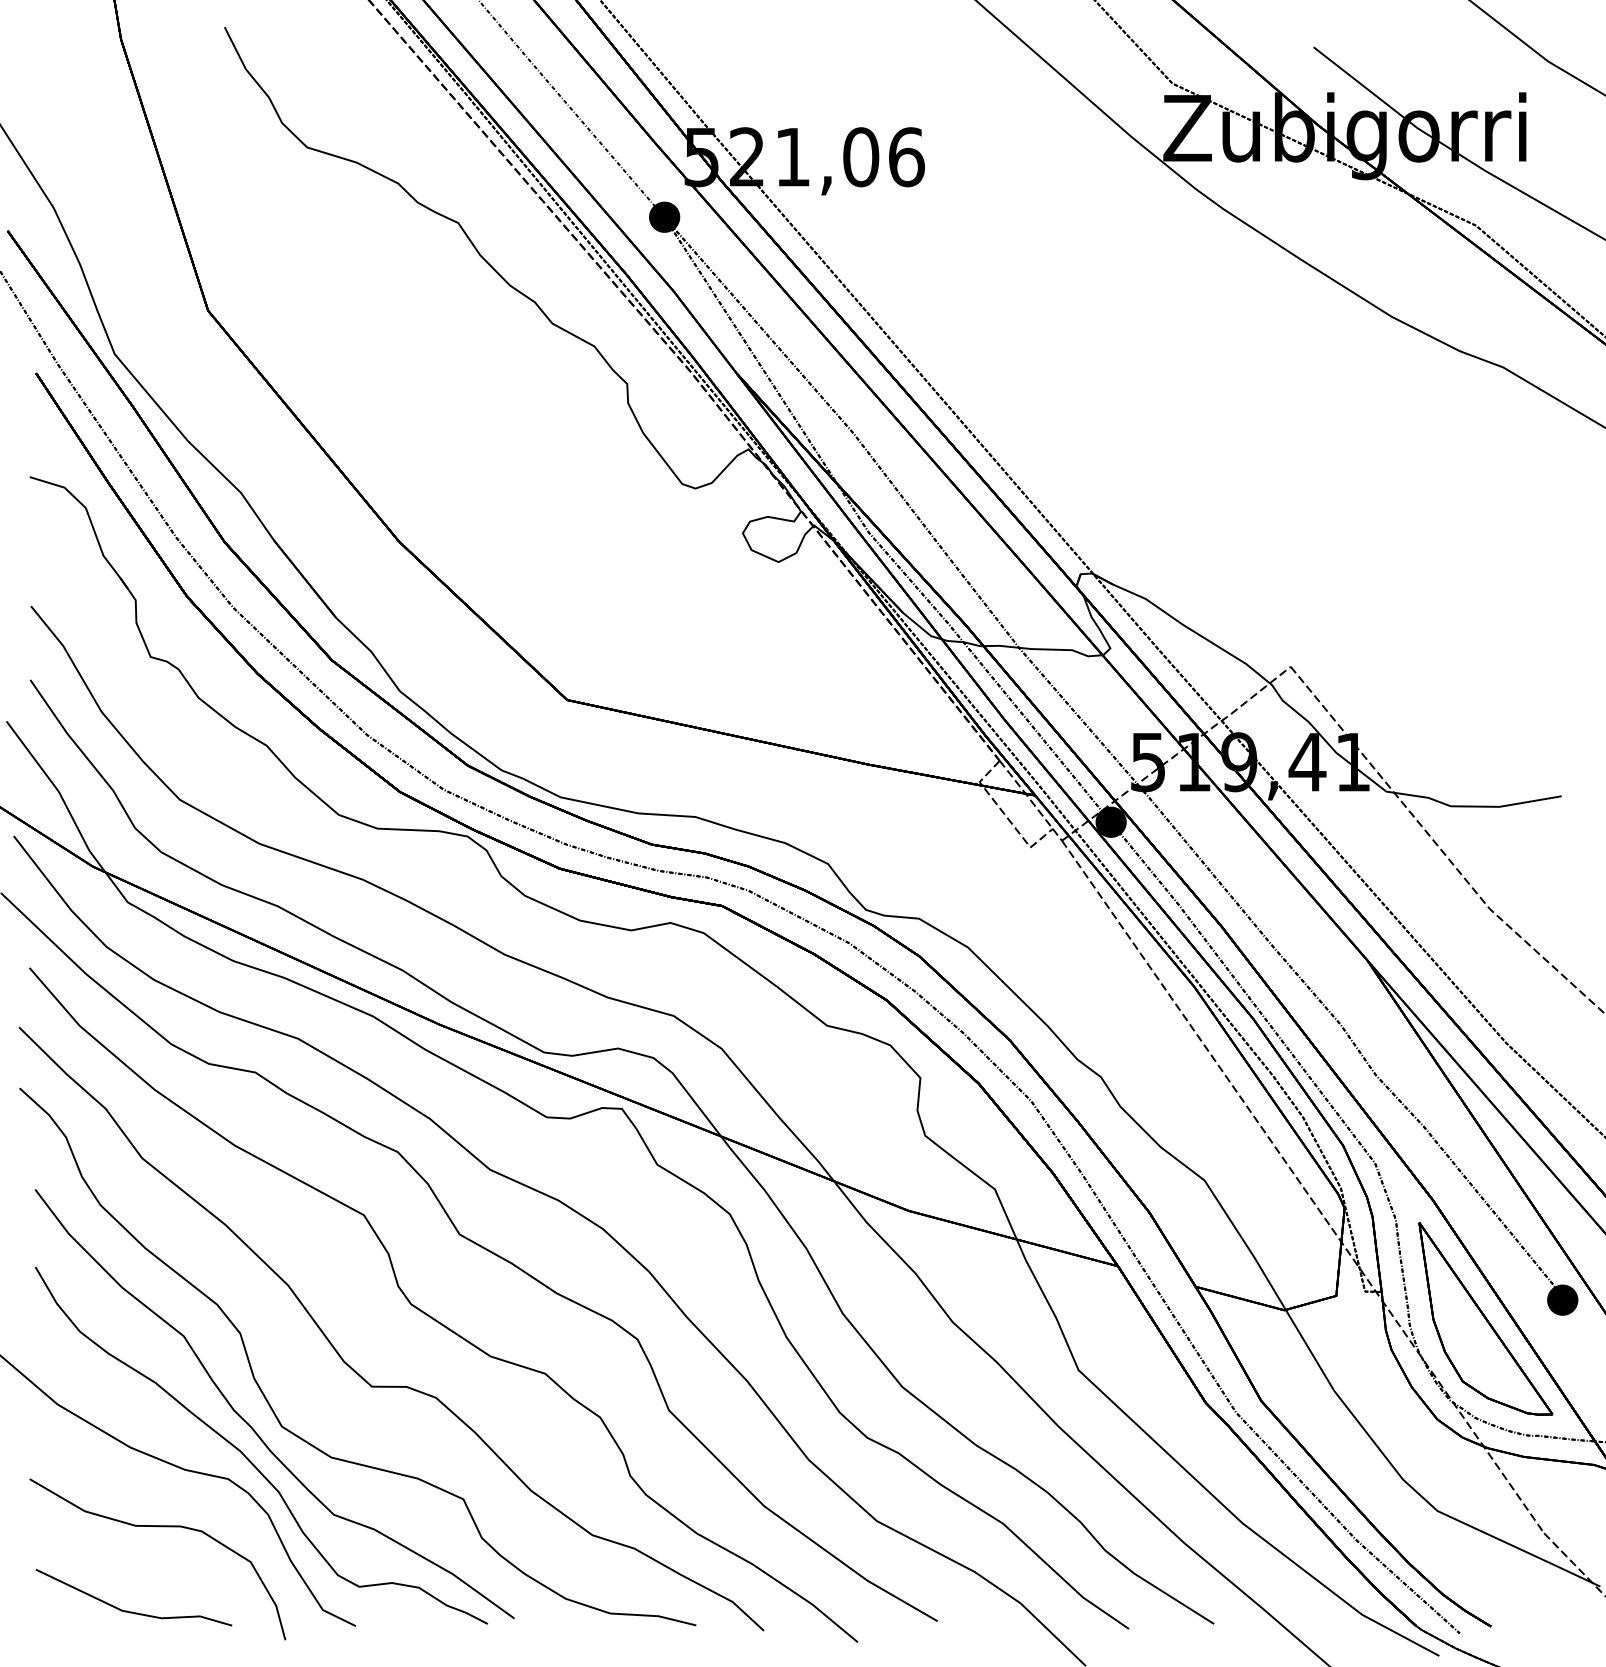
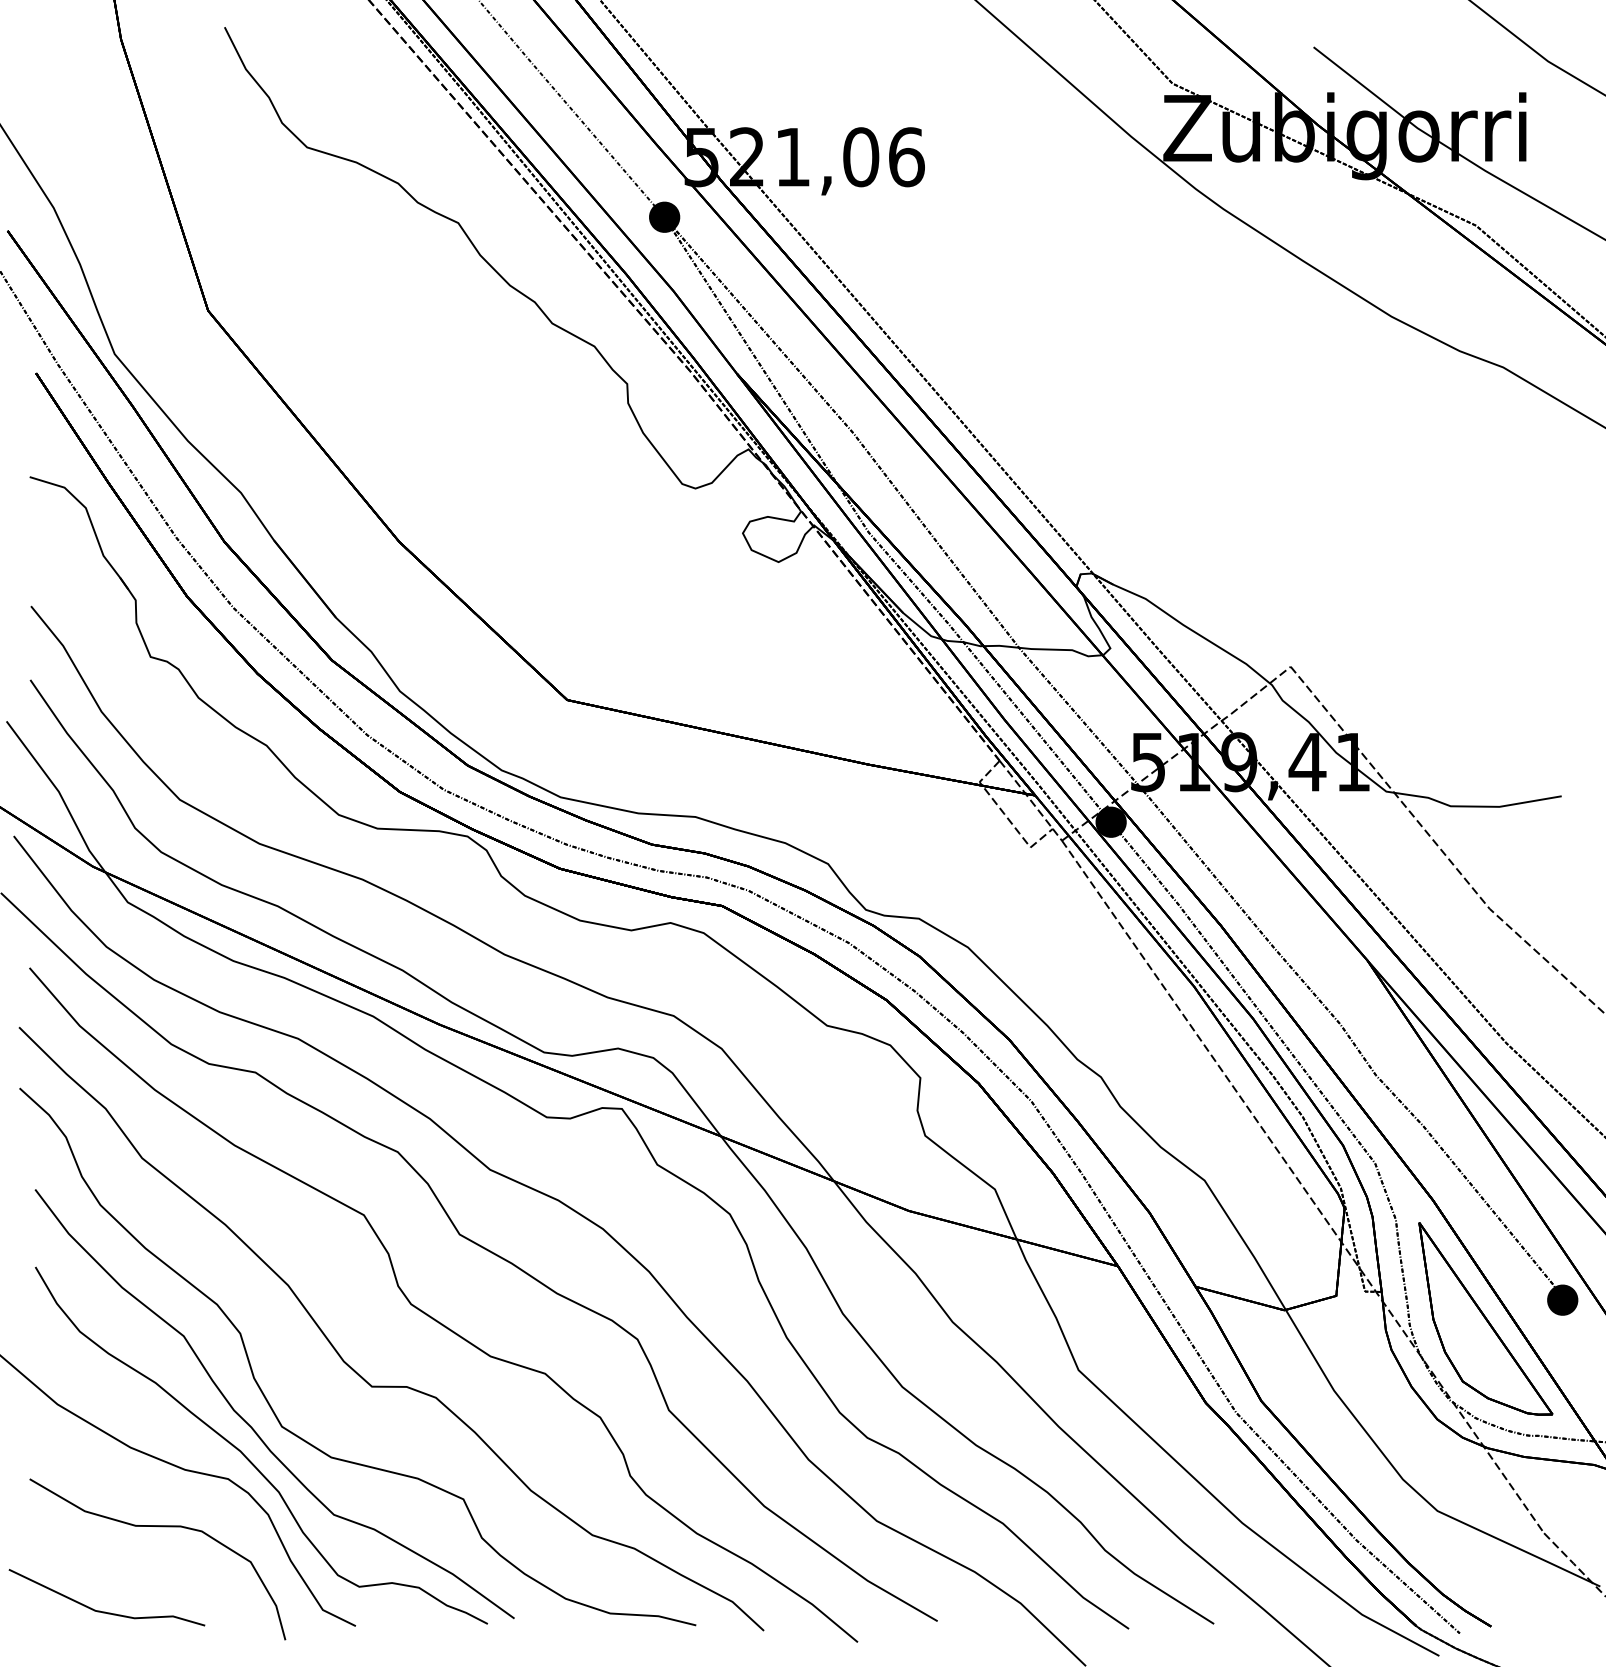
part position: (132, 1611) -> (105, 1611) (105, 1611)
